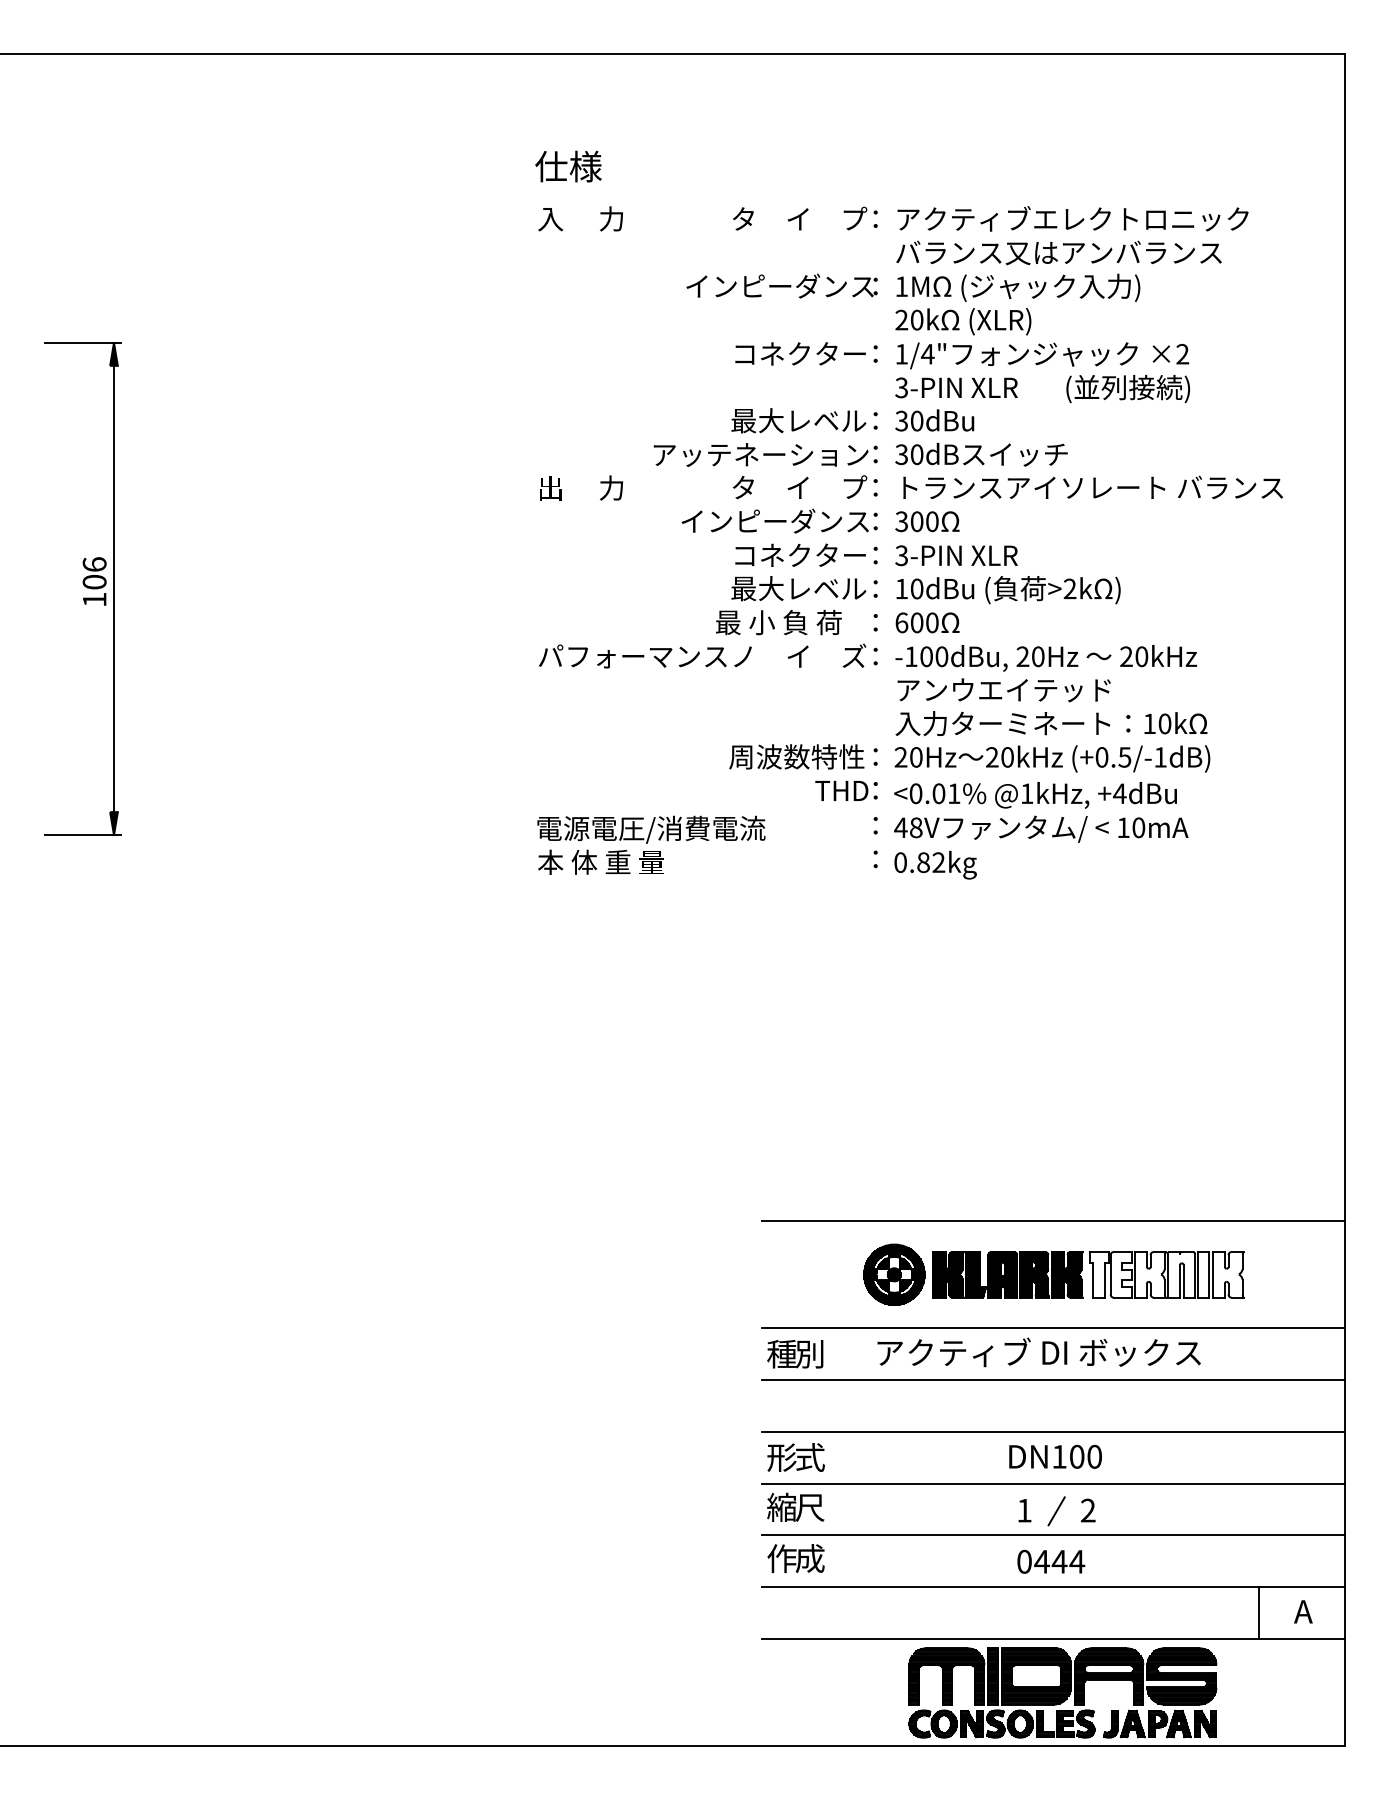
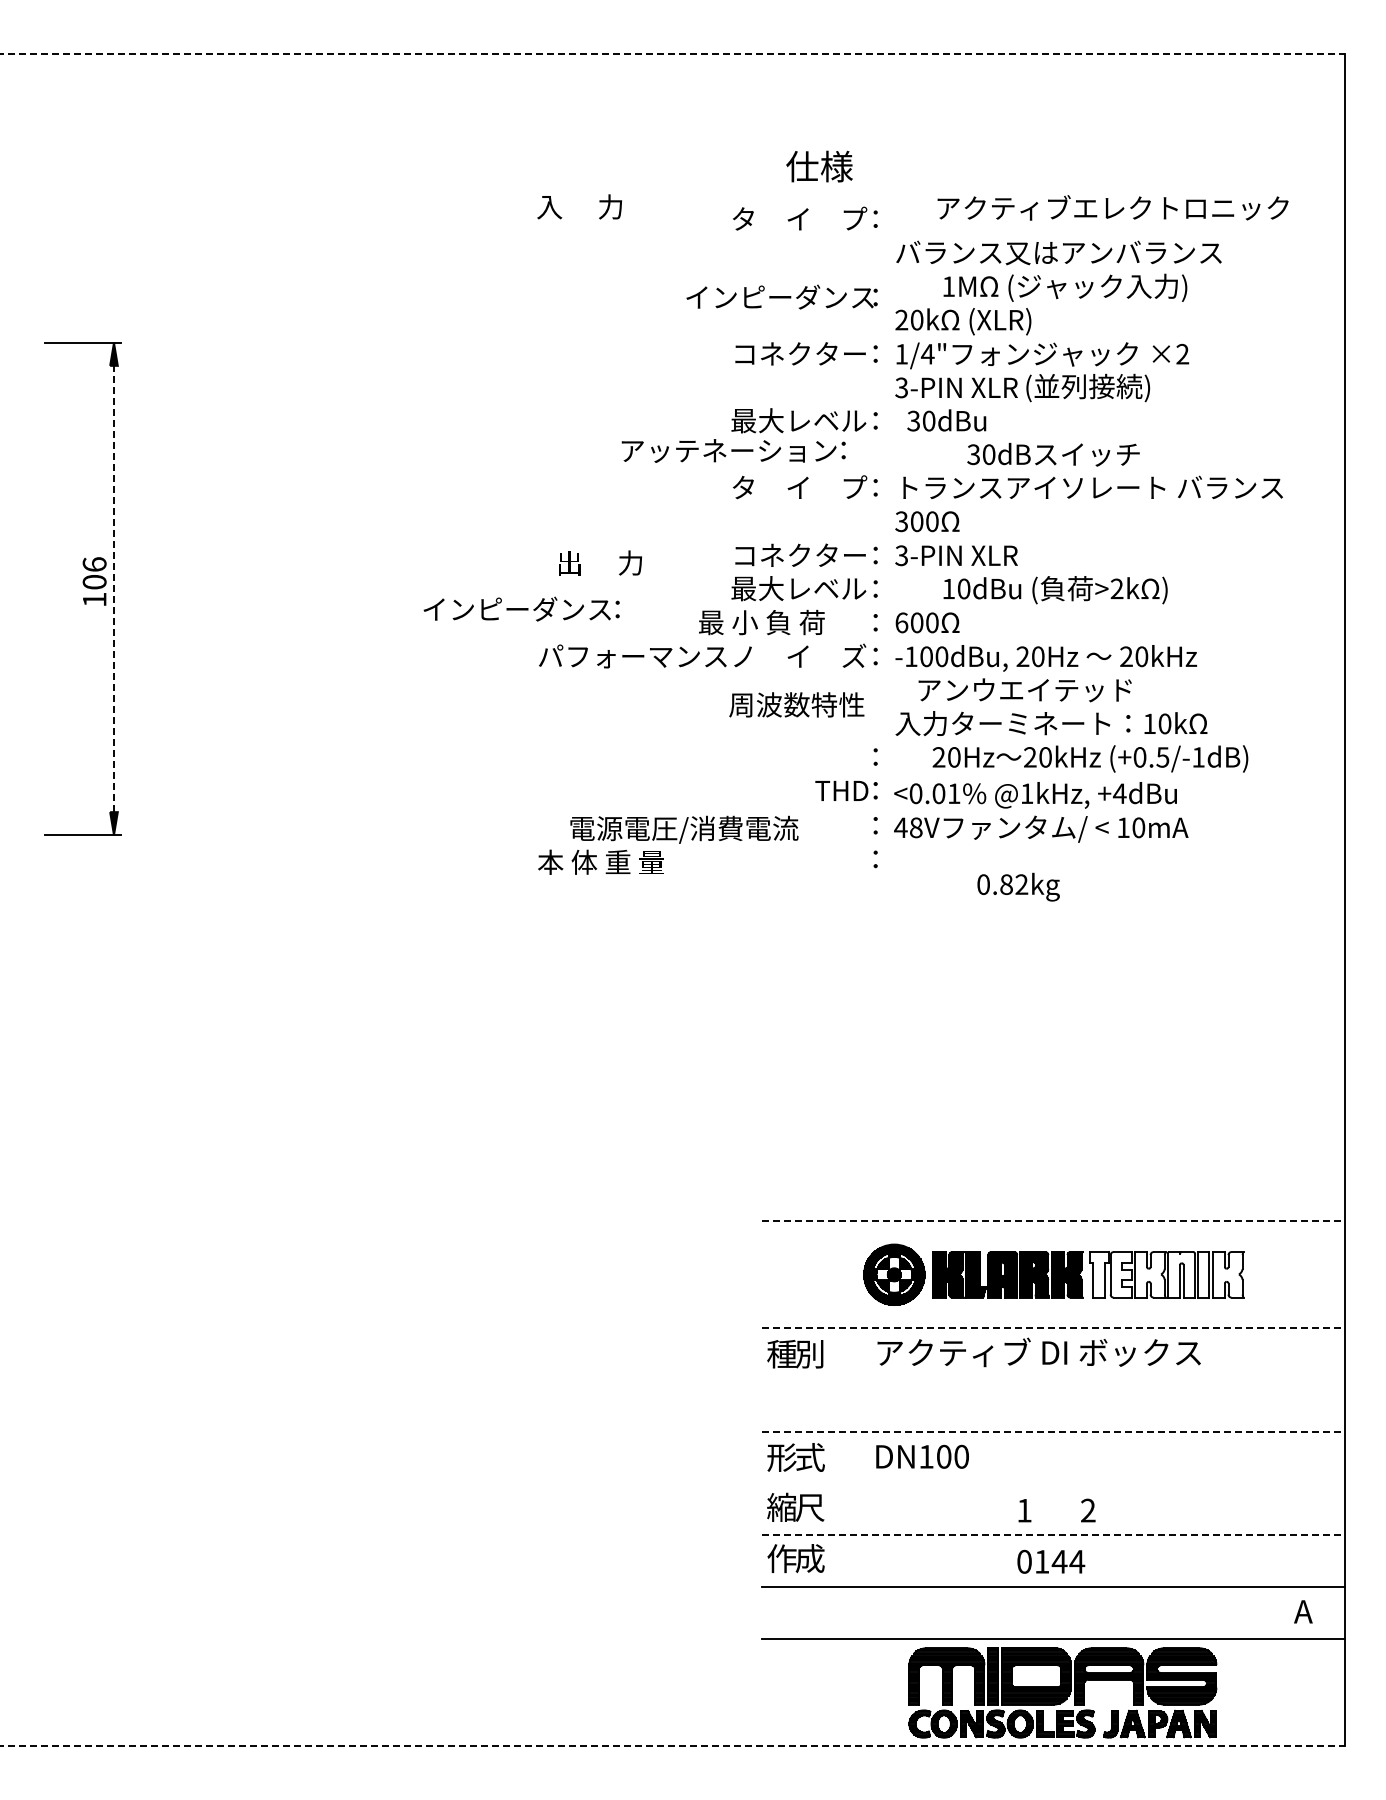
line: solid -> dashed (672, 53)
text position: (568, 166) -> (819, 166) (819, 166)
text position: (580, 218) -> (579, 206) (579, 206)
text position: (1072, 218) -> (1112, 207) (1112, 207)
text position: (781, 285) -> (781, 296) (781, 296)
text position: (1018, 287) -> (1065, 287) (1065, 287)
text position: (1128, 388) -> (1088, 387) (1088, 387)
text position: (934, 420) -> (946, 420) (946, 420)
text position: (765, 454) -> (733, 450) (733, 450)
text position: (981, 454) -> (1053, 454) (1053, 454)
text position: (581, 487) -> (600, 562) (600, 562)
text position: (779, 520) -> (521, 608) (521, 608)
line: solid -> dashed (113, 589)
text position: (1008, 590) -> (1055, 590) (1055, 590)
text position: (778, 622) -> (761, 622) (761, 622)
text position: (1003, 690) -> (1024, 690) (1024, 690)
text position: (796, 756) -> (796, 704) (796, 704)
text position: (1052, 758) -> (1090, 758) (1090, 758)
text position: (651, 829) -> (684, 829) (684, 829)
text position: (935, 864) -> (1018, 886) (1018, 886)
line: solid -> dashed (1053, 1221)
line: solid -> dashed (1053, 1328)
line: present -> none (1053, 1379)
line: solid -> dashed (1053, 1431)
text position: (1055, 1456) -> (922, 1456) (922, 1456)
line: present -> none (1053, 1483)
line: present -> none (1056, 1511)
line: solid -> dashed (1053, 1535)
text: 0444 -> 0144 (1041, 1561)
line: present -> none (1258, 1613)
line: solid -> dashed (672, 1745)
